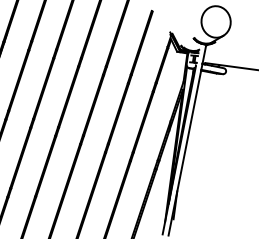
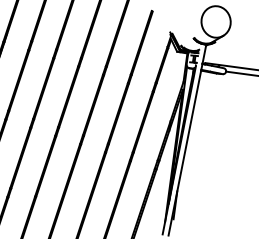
line: none -> present (240, 73)
